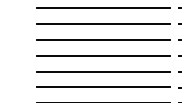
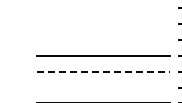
line: present -> none (103, 8)
line: present -> none (103, 24)
line: present -> none (103, 39)
line: solid -> dashed (103, 71)
line: present -> none (103, 87)
